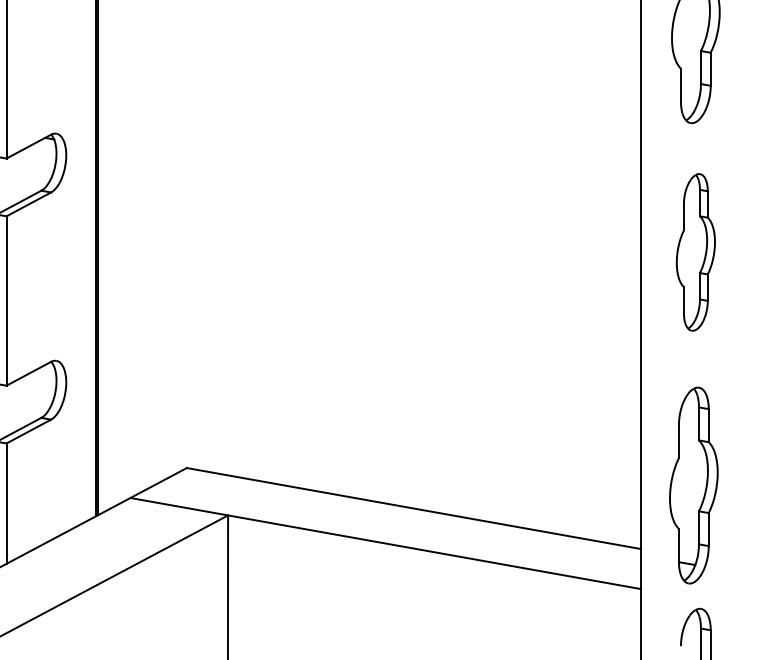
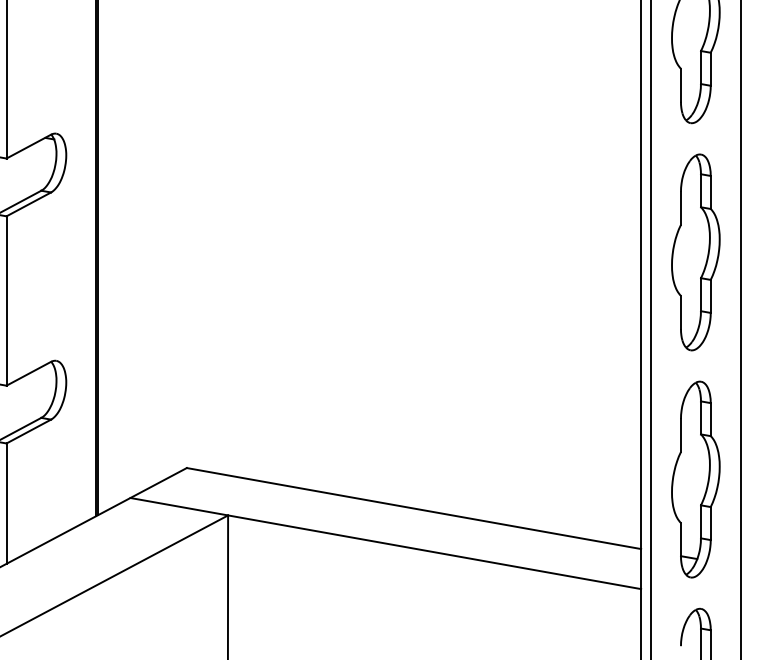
part size: 41x159 px -> 50x199 px (695, 252)
line: none -> present (650, 329)
line: none -> present (740, 329)
part position: (693, 485) -> (695, 479) (695, 479)
